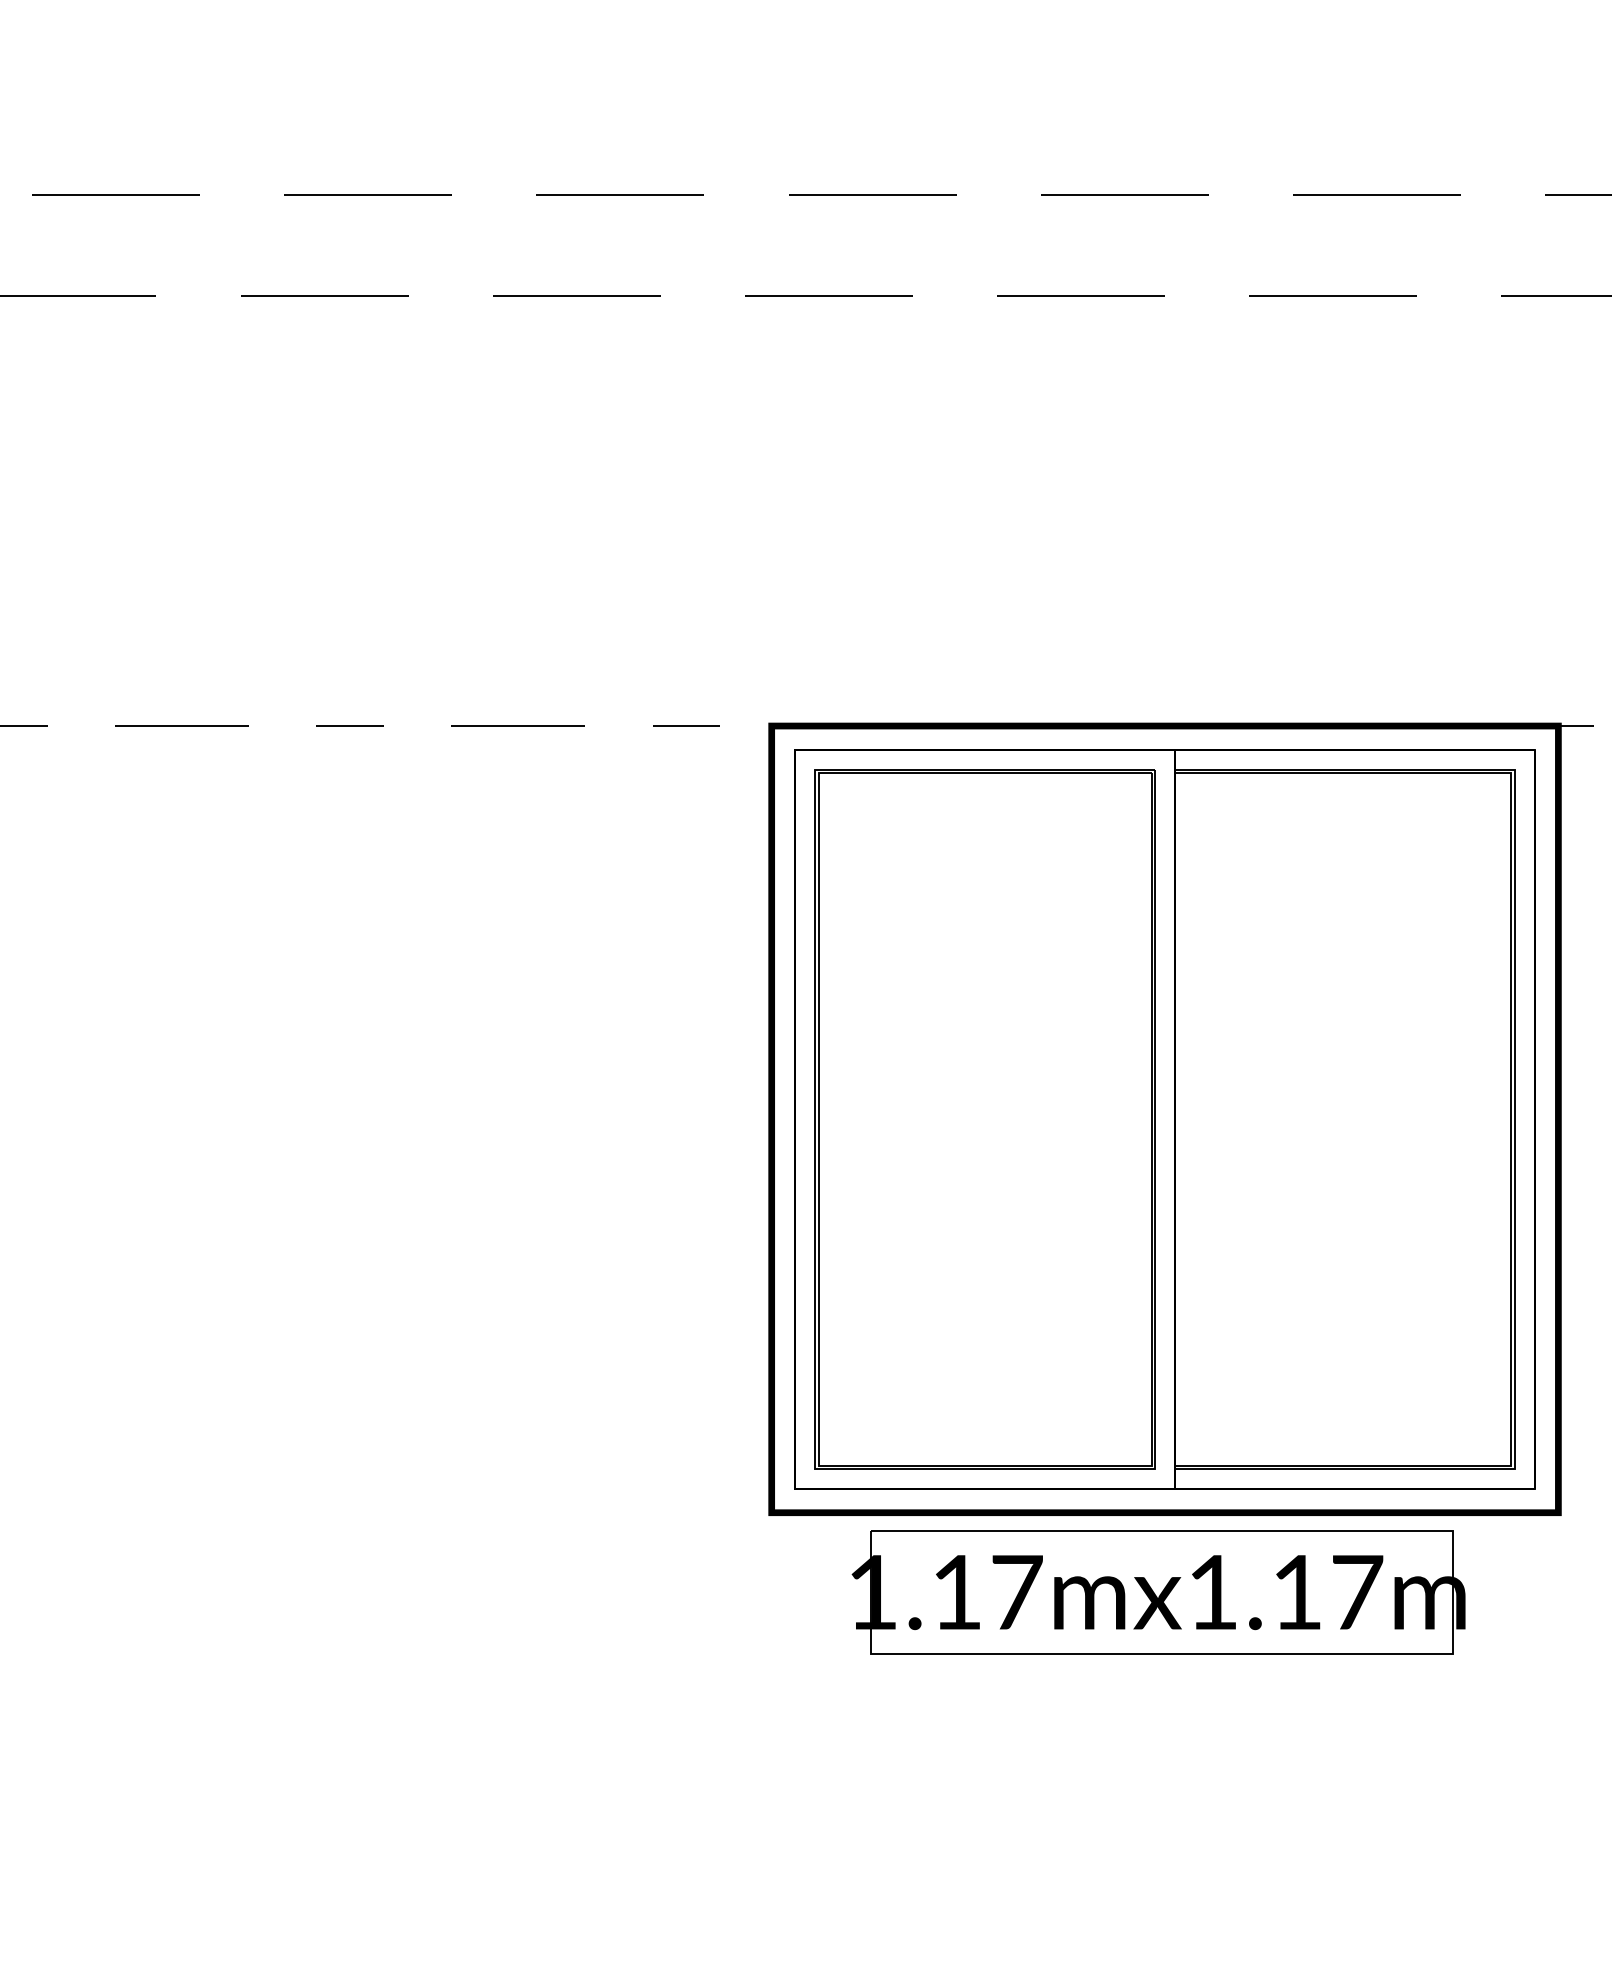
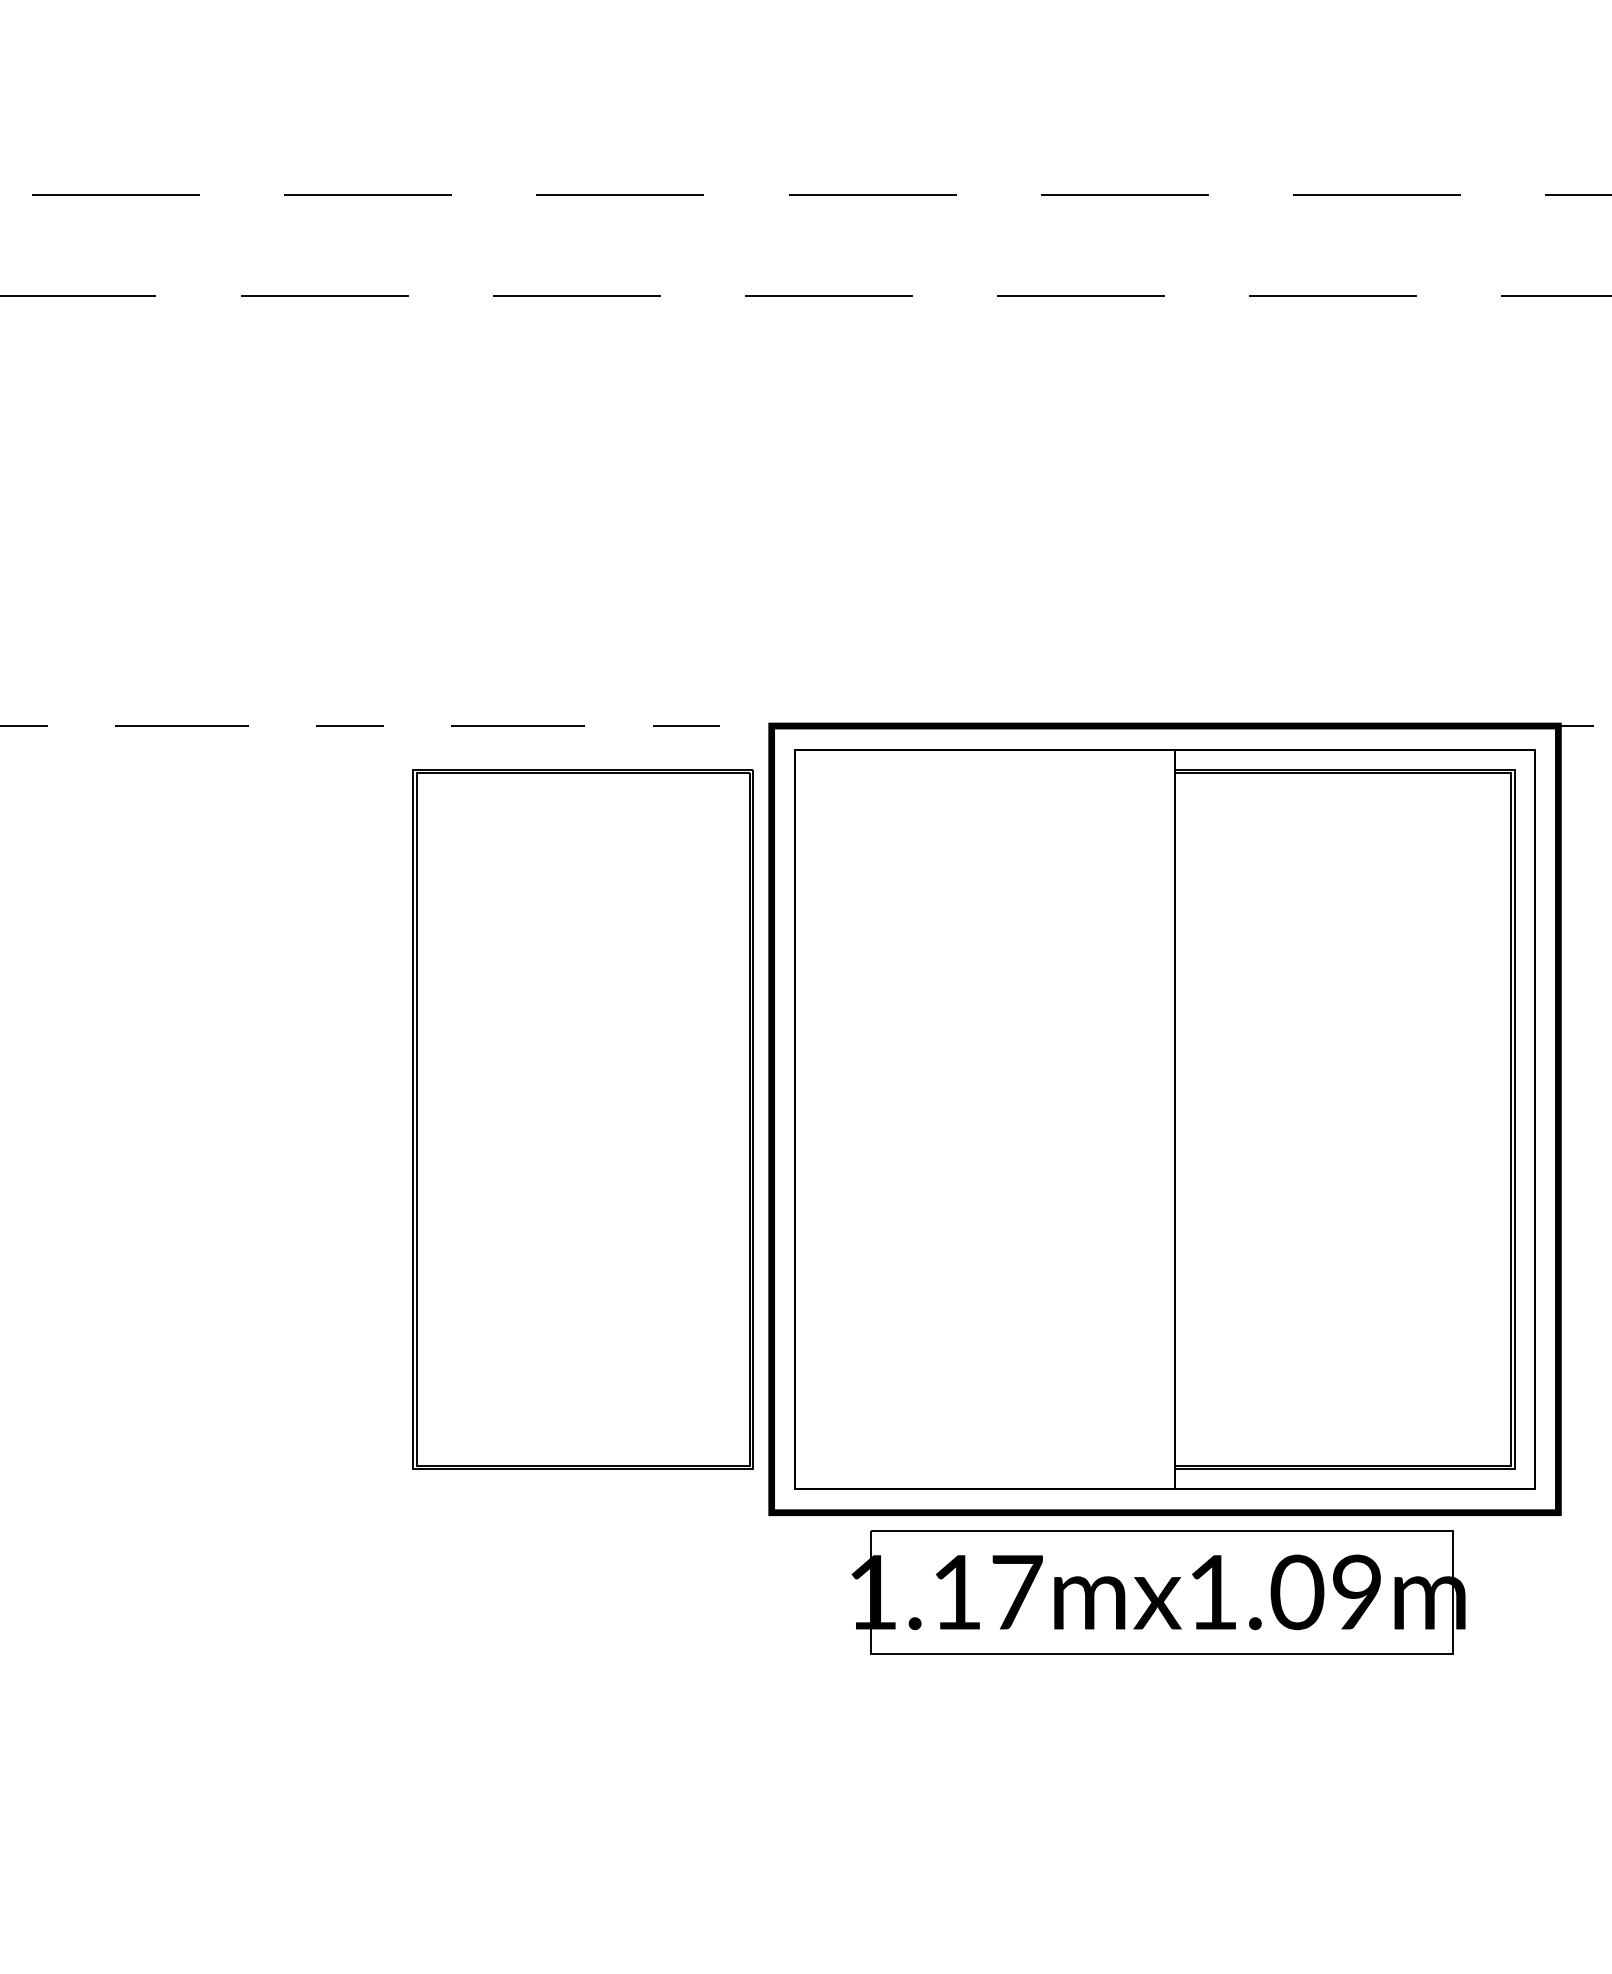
part position: (984, 1119) -> (582, 1119) (582, 1119)
text: 1.17mx1.17m -> 1.17mx1.09m (1326, 1592)
